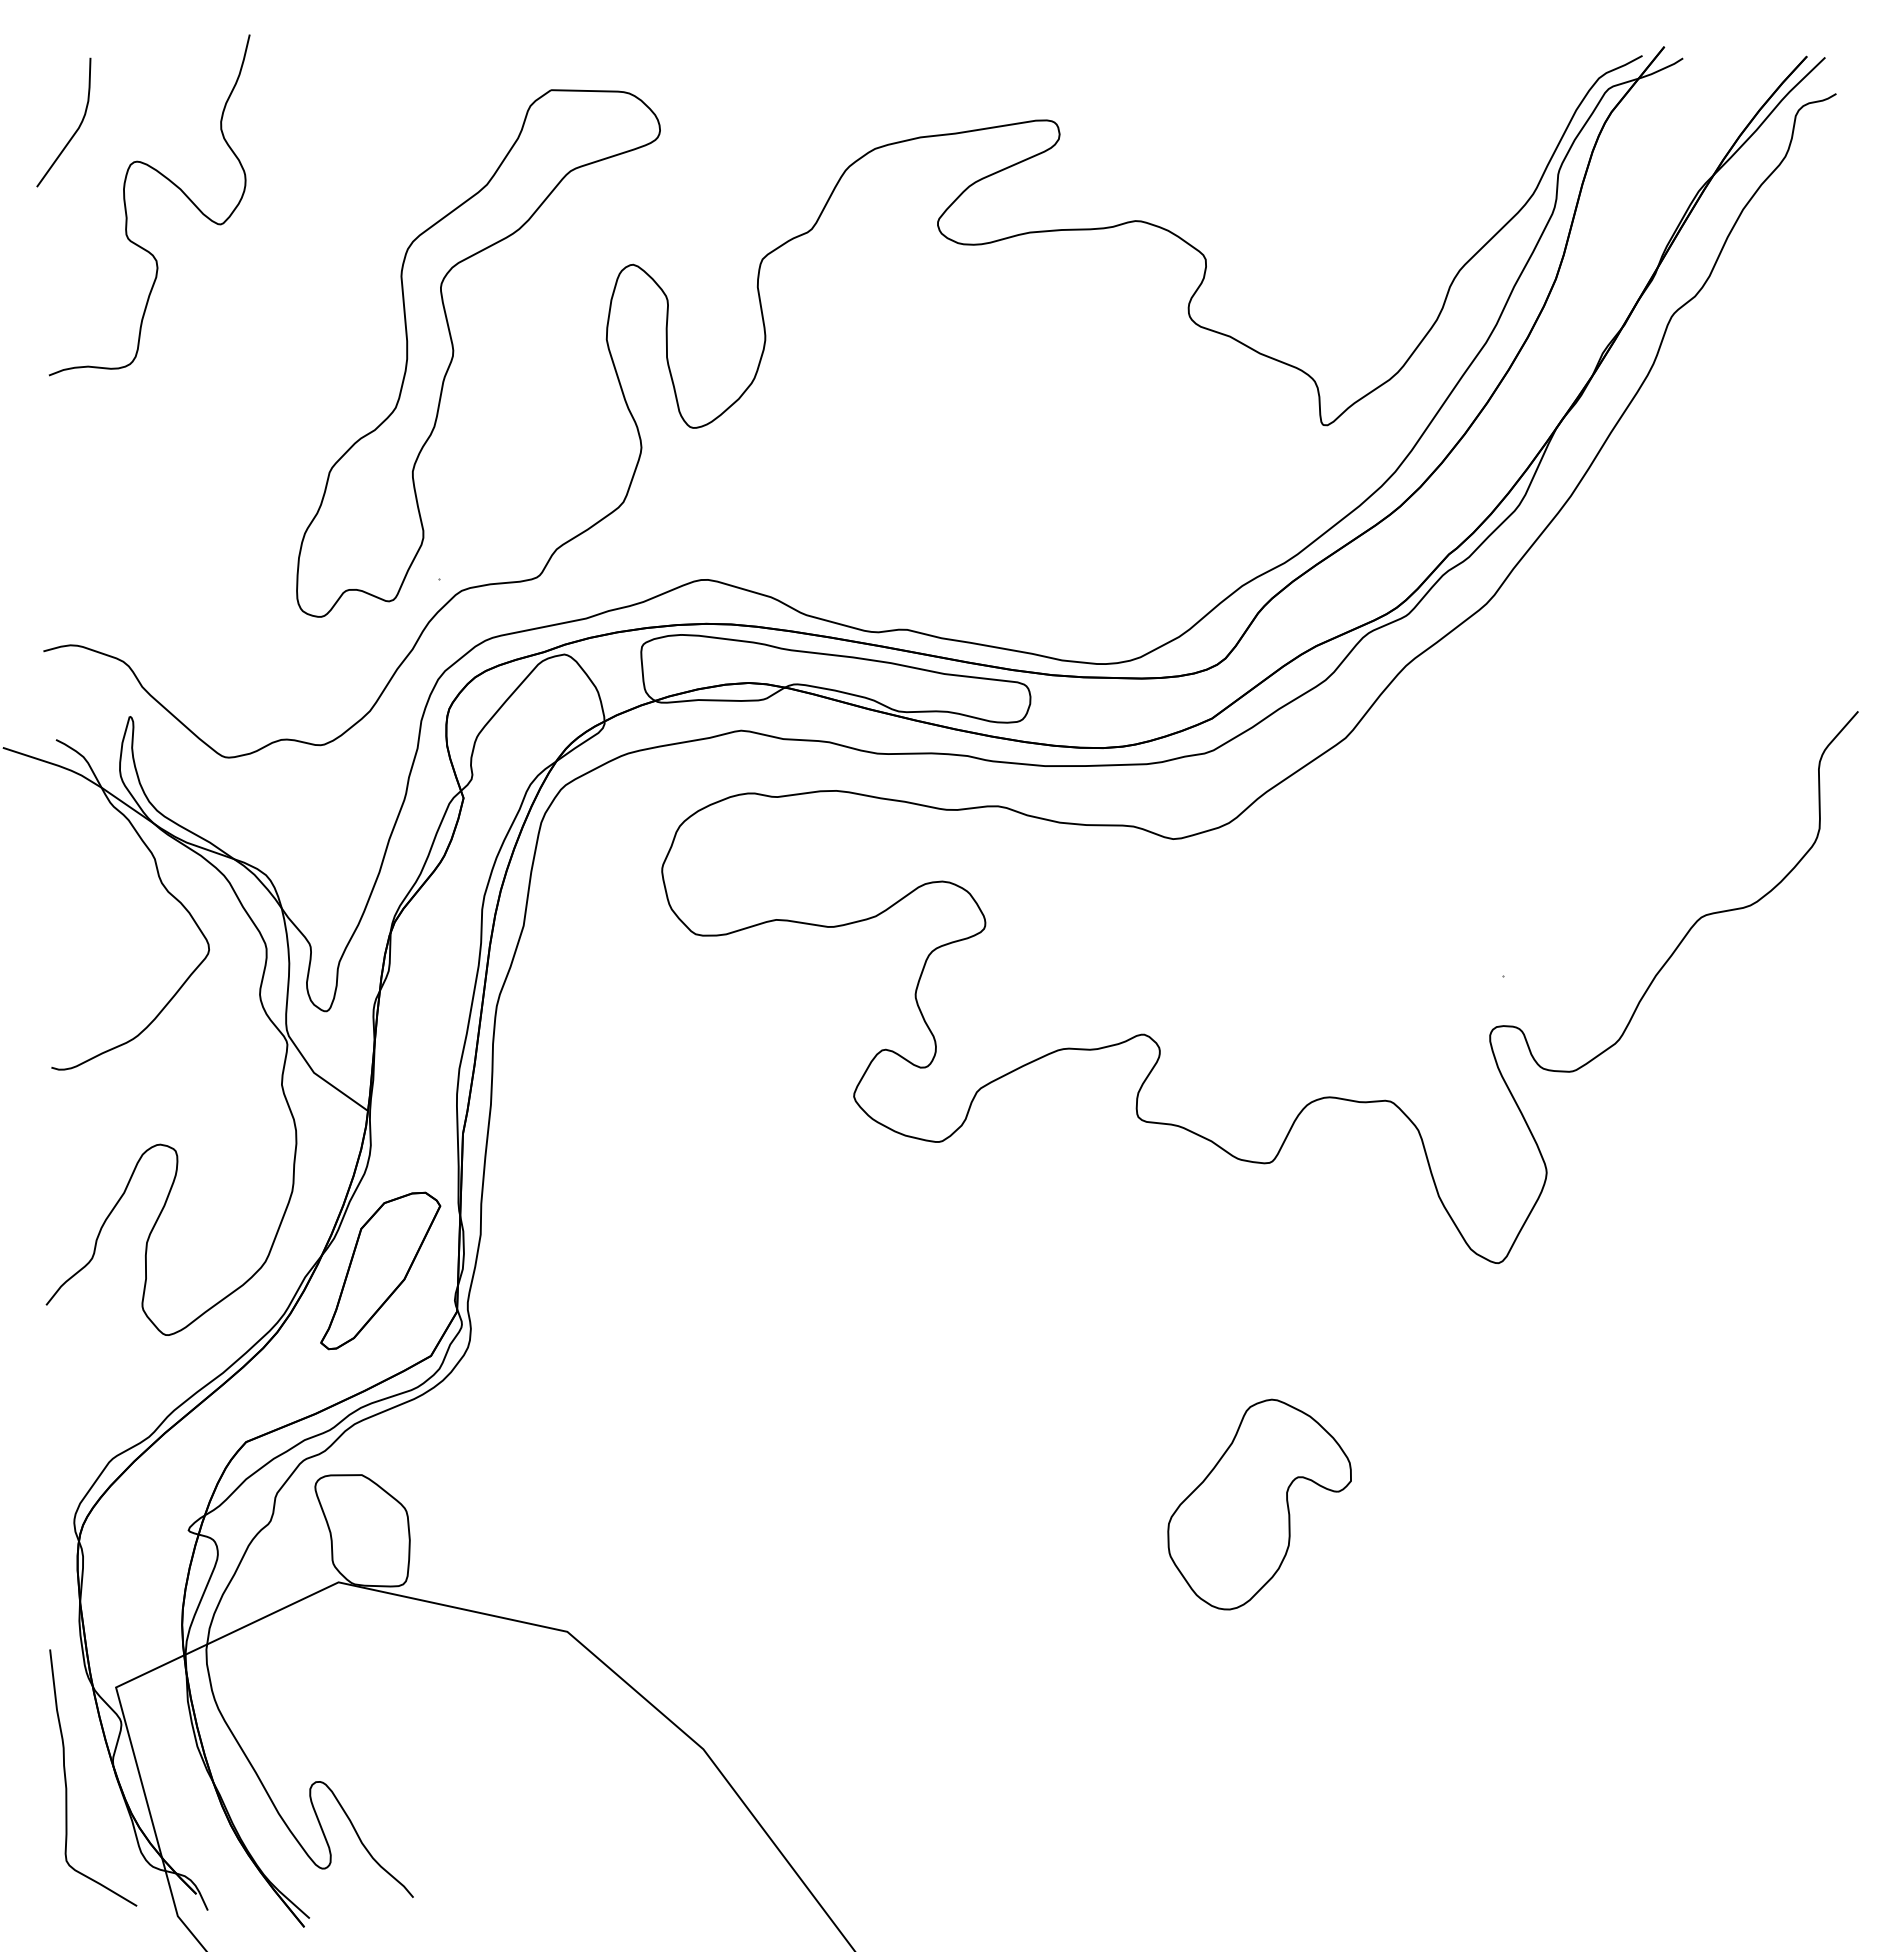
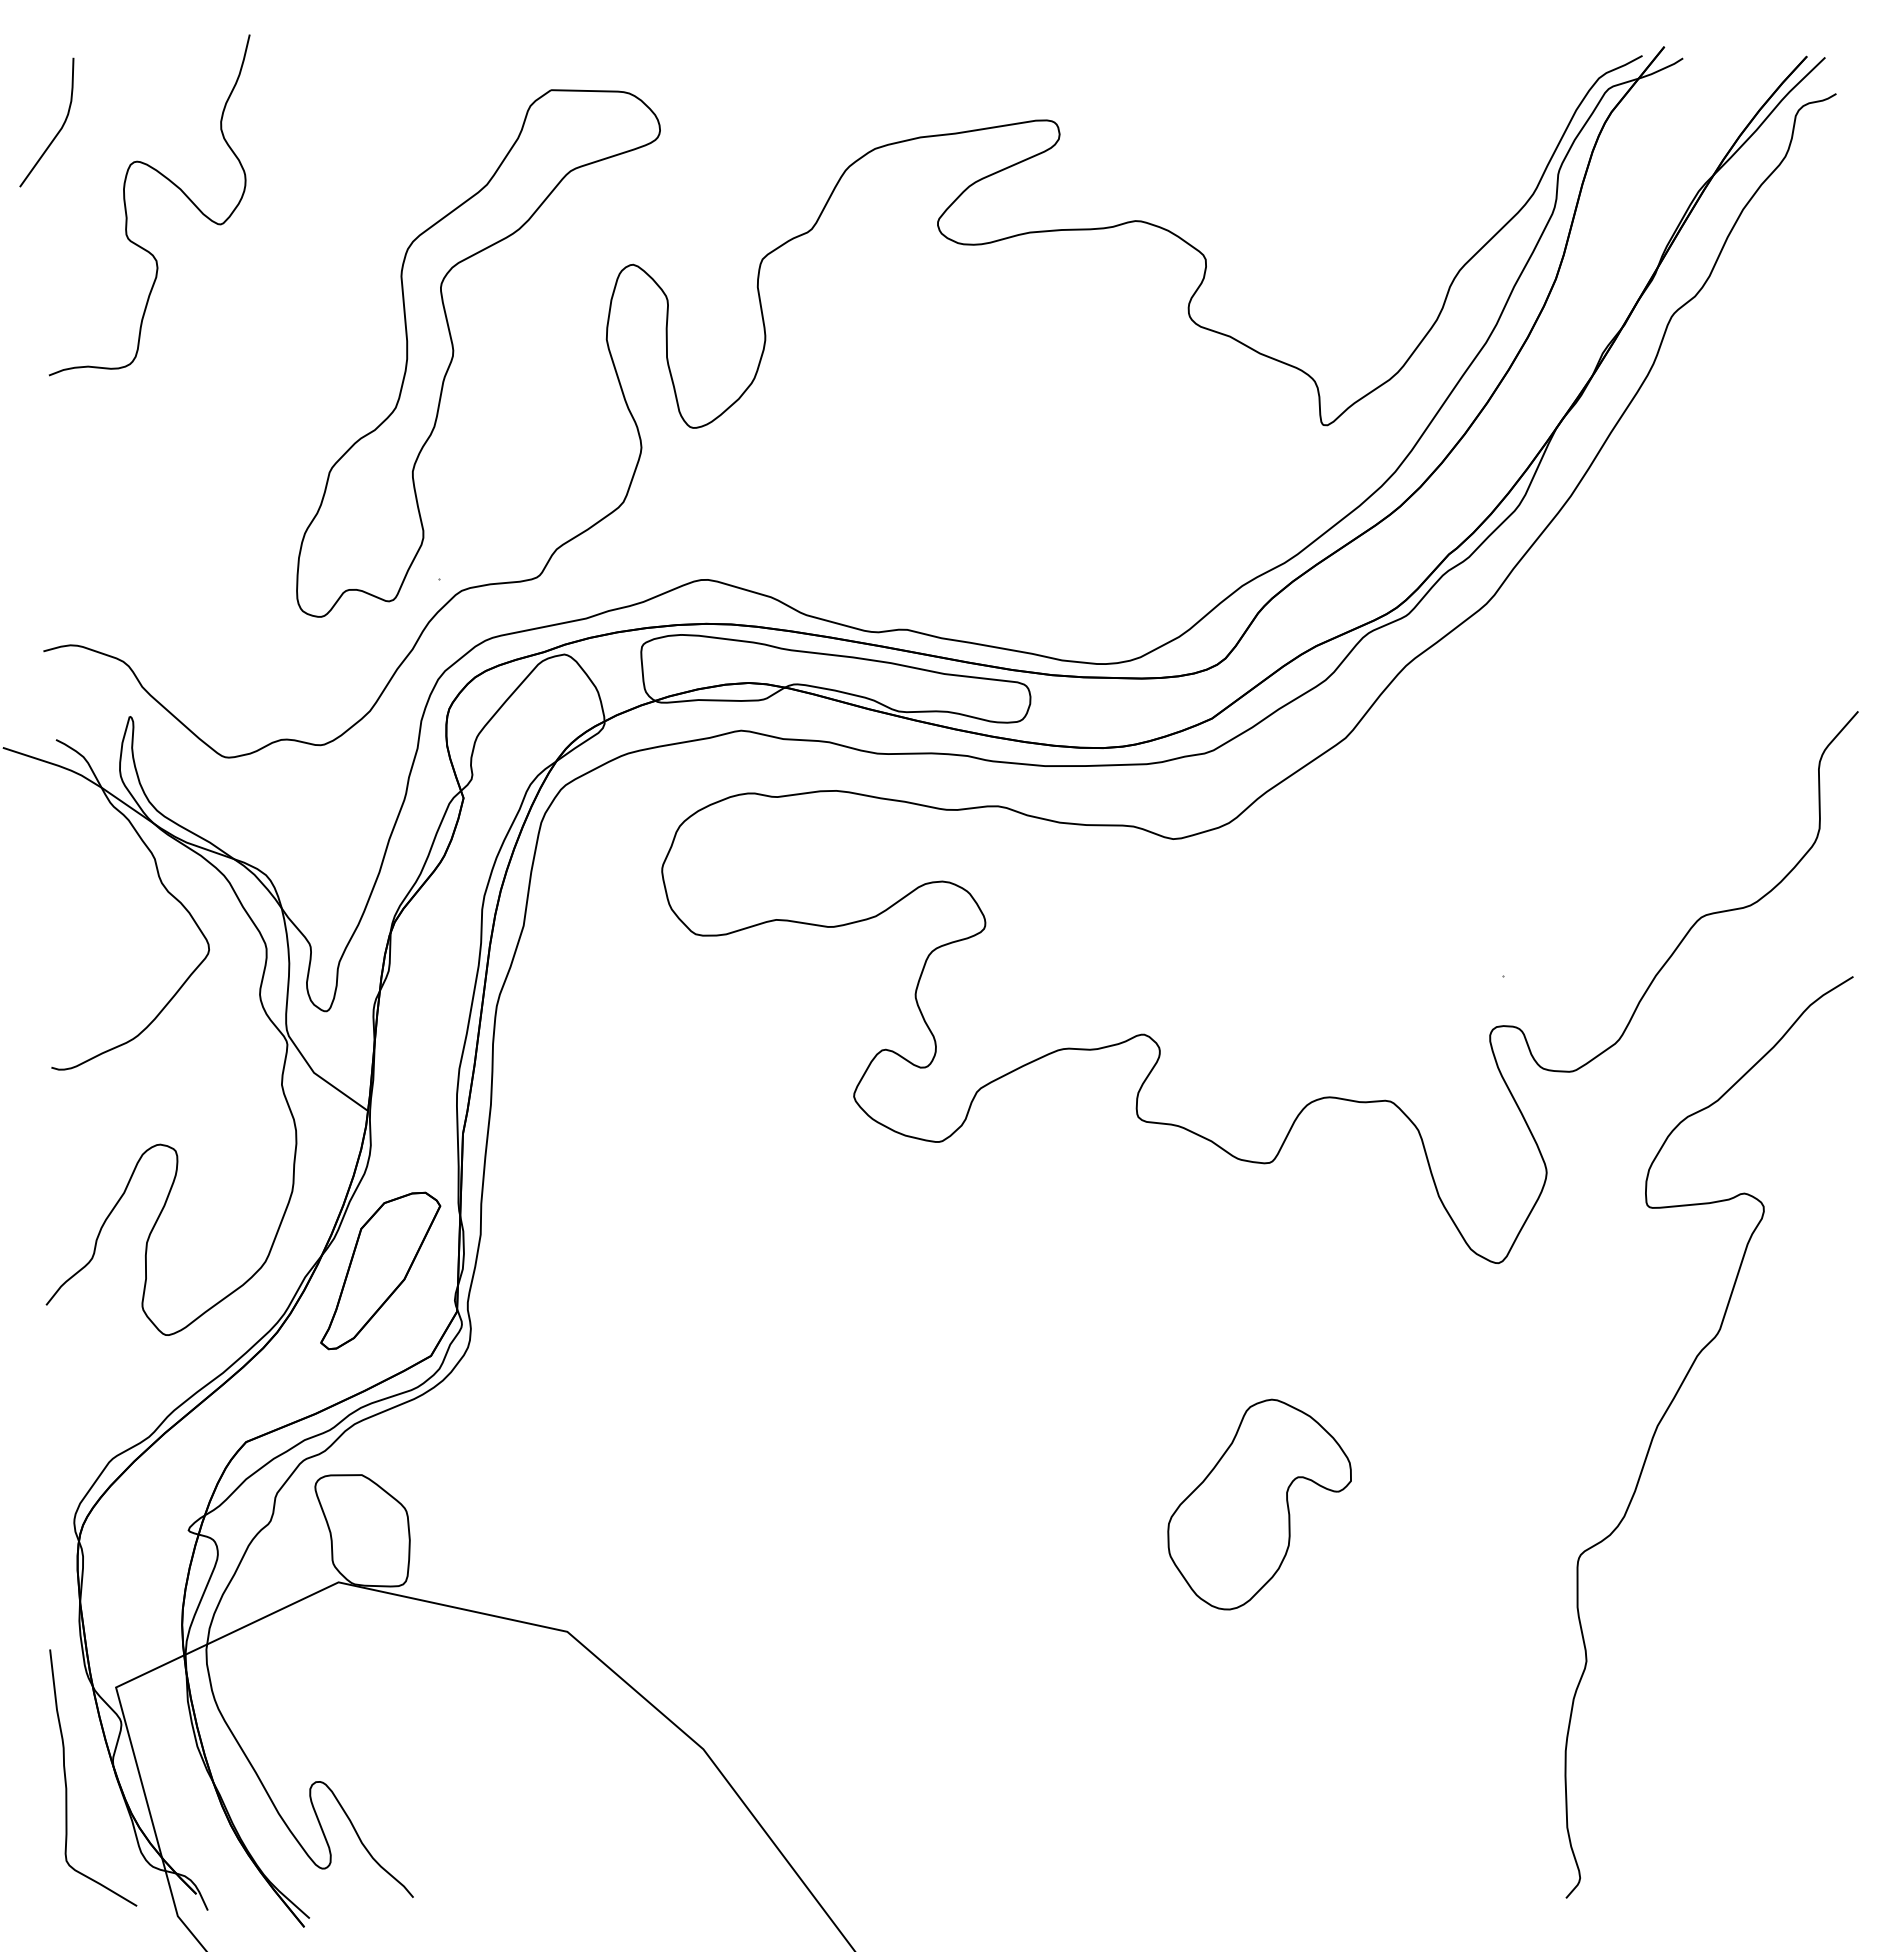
curve position: (76, 129) -> (59, 129) (59, 129)
curve: none -> present (1666, 1413)
